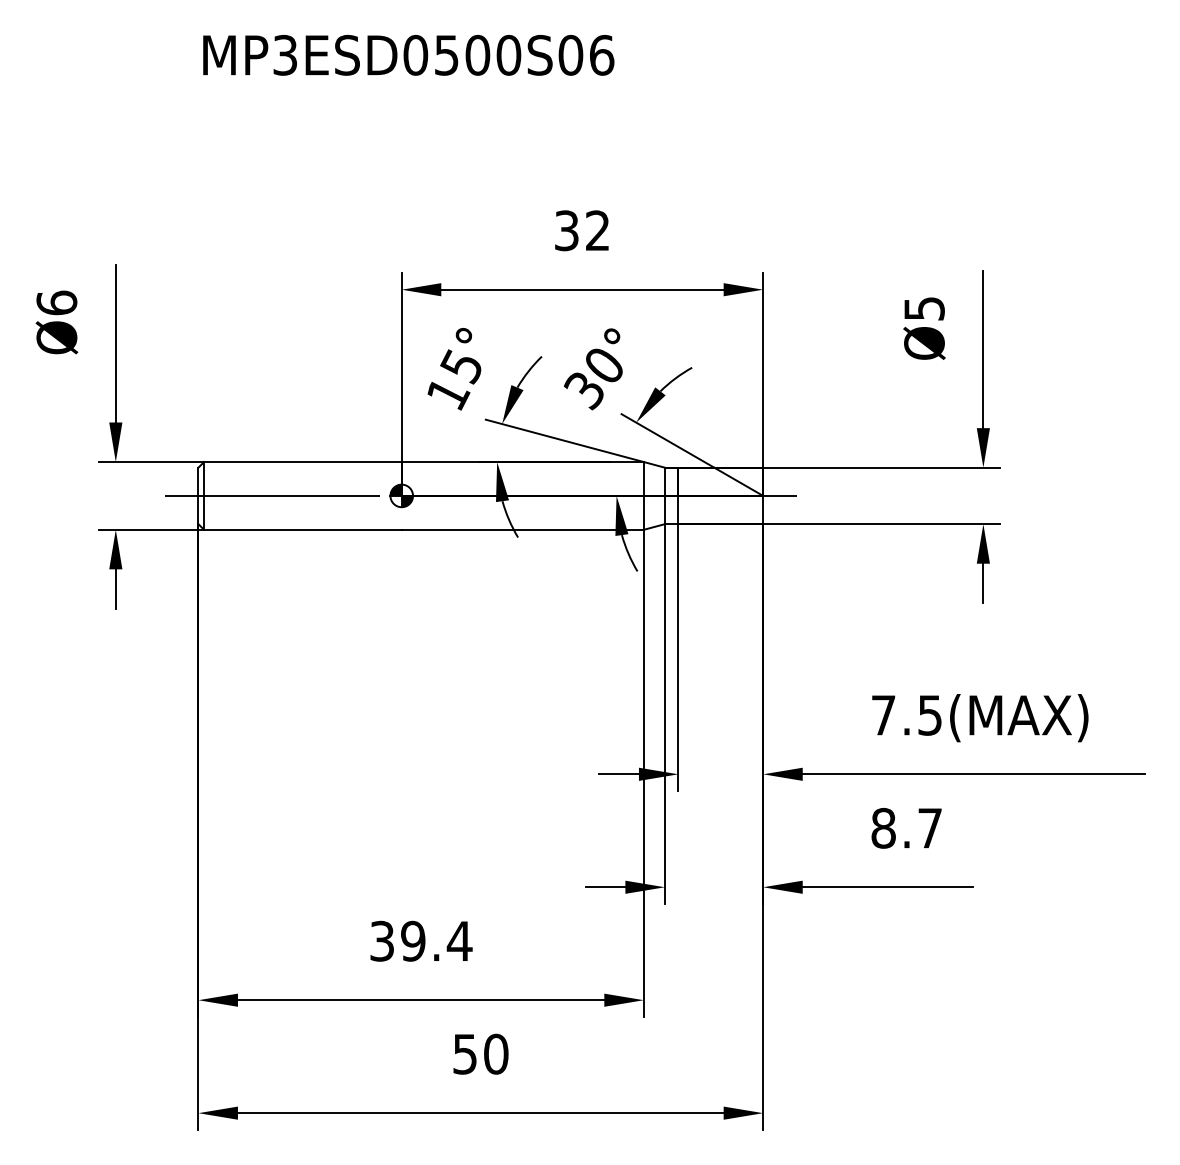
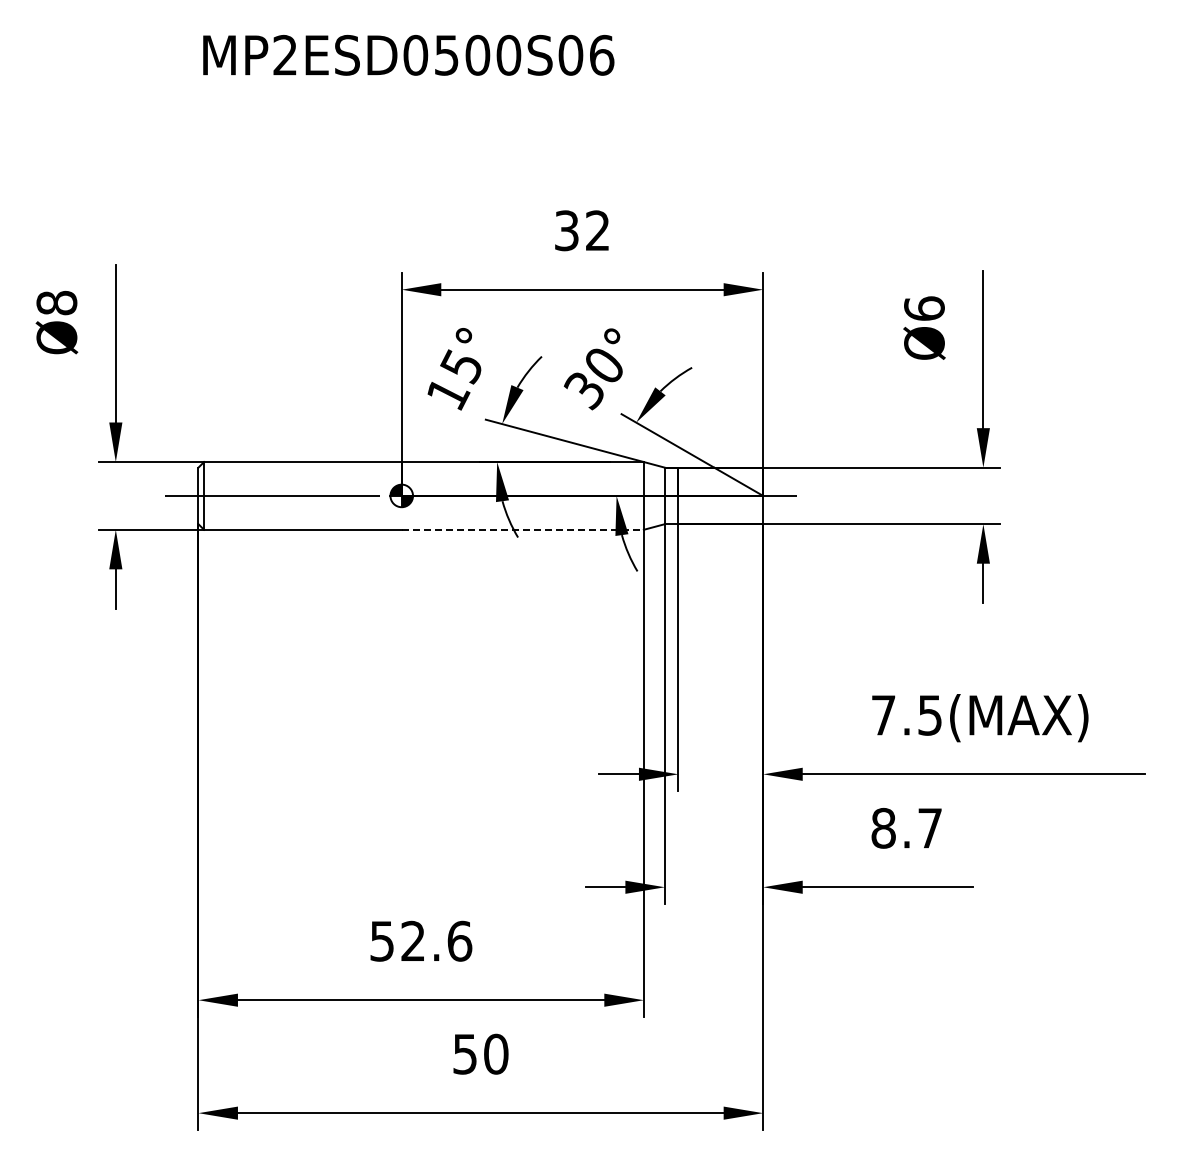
text: MP3ESD0500S06 -> MP2ESD0500S06 (284, 55)
text: Ø6 -> Ø8 (56, 302)
text: Ø5 -> Ø6 (924, 308)
line: solid -> dashed (523, 529)
text: 39.4 -> 52.6 (421, 940)
